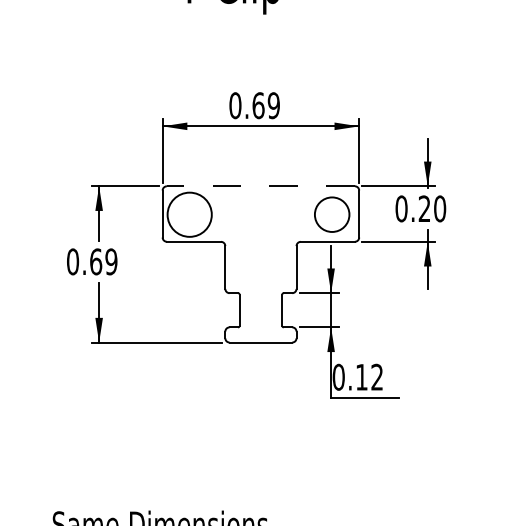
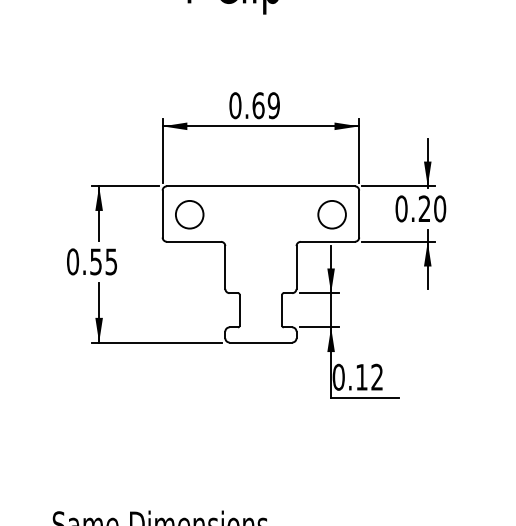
line: dashed -> solid (260, 186)
circle diameter: 44 px -> 28 px (189, 214)
circle size: 37x37 px -> 30x30 px (331, 214)
text: 0.69 -> 0.55 (103, 261)
